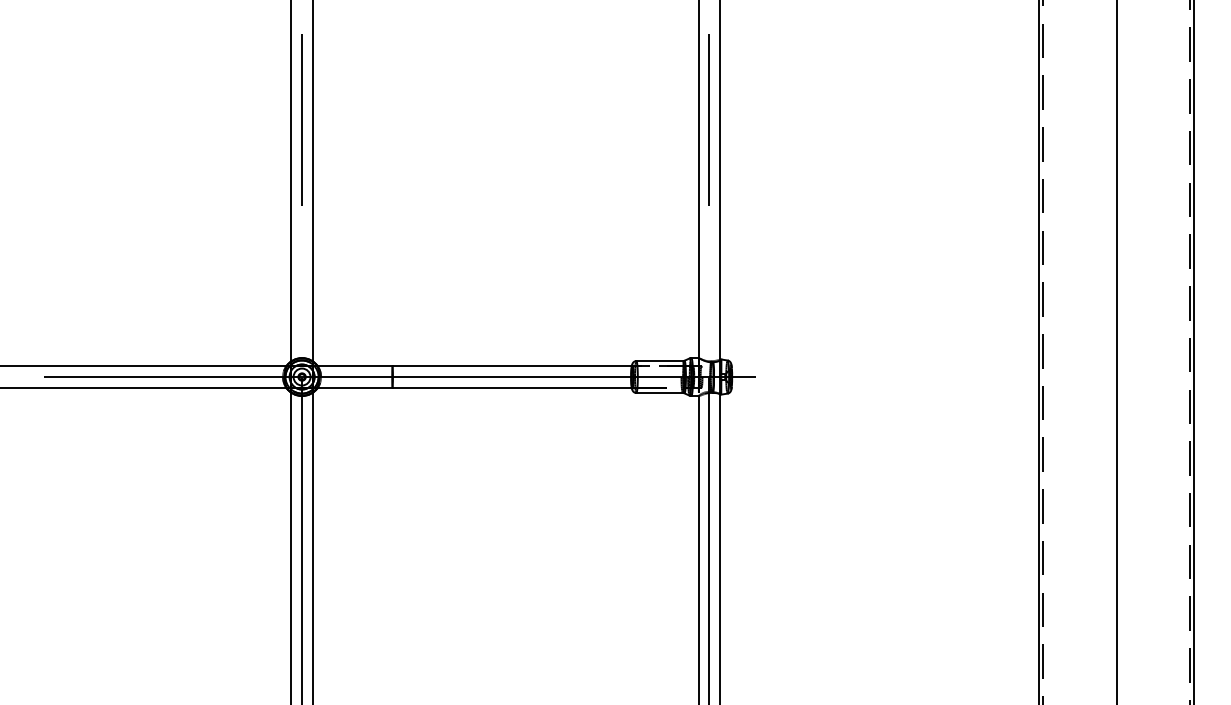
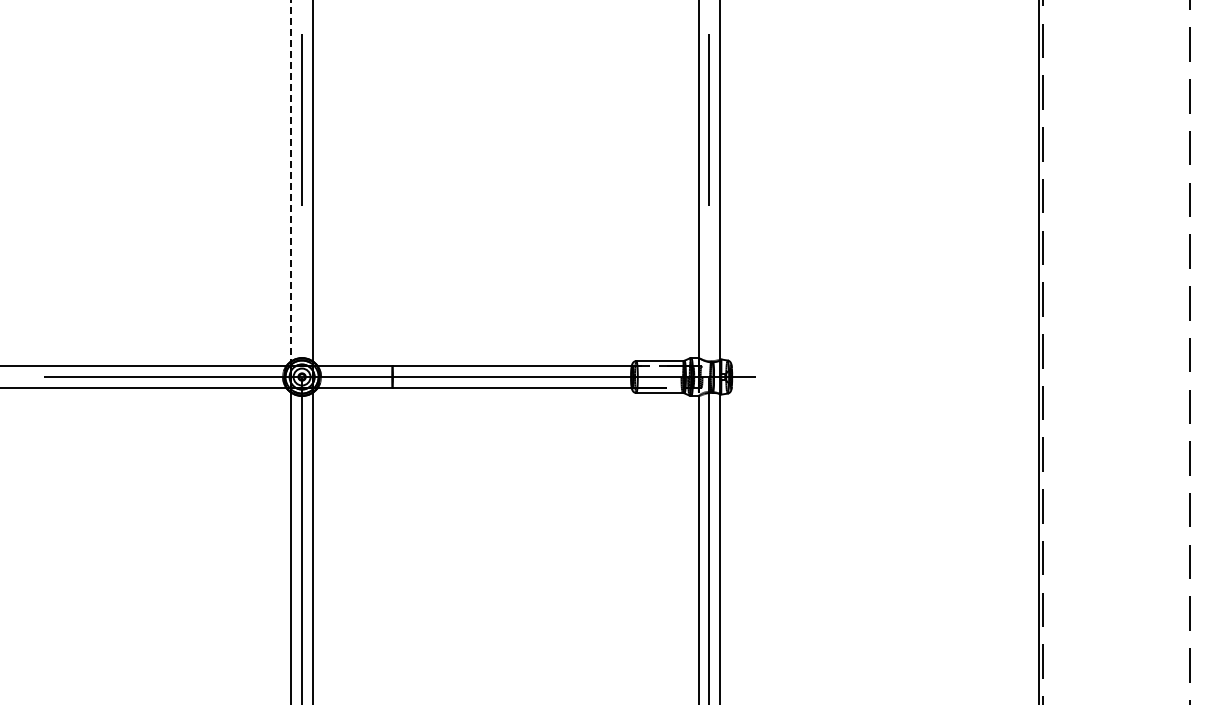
line: solid -> dashed (291, 180)
line: present -> none (1116, 351)
line: present -> none (1194, 351)
